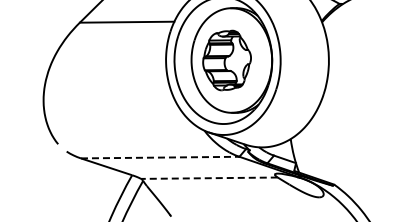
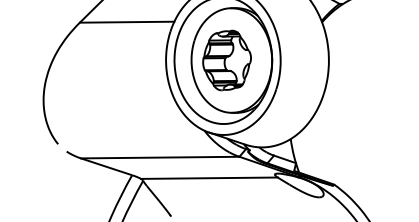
line: dashed -> solid (160, 157)
line: dashed -> solid (208, 178)
